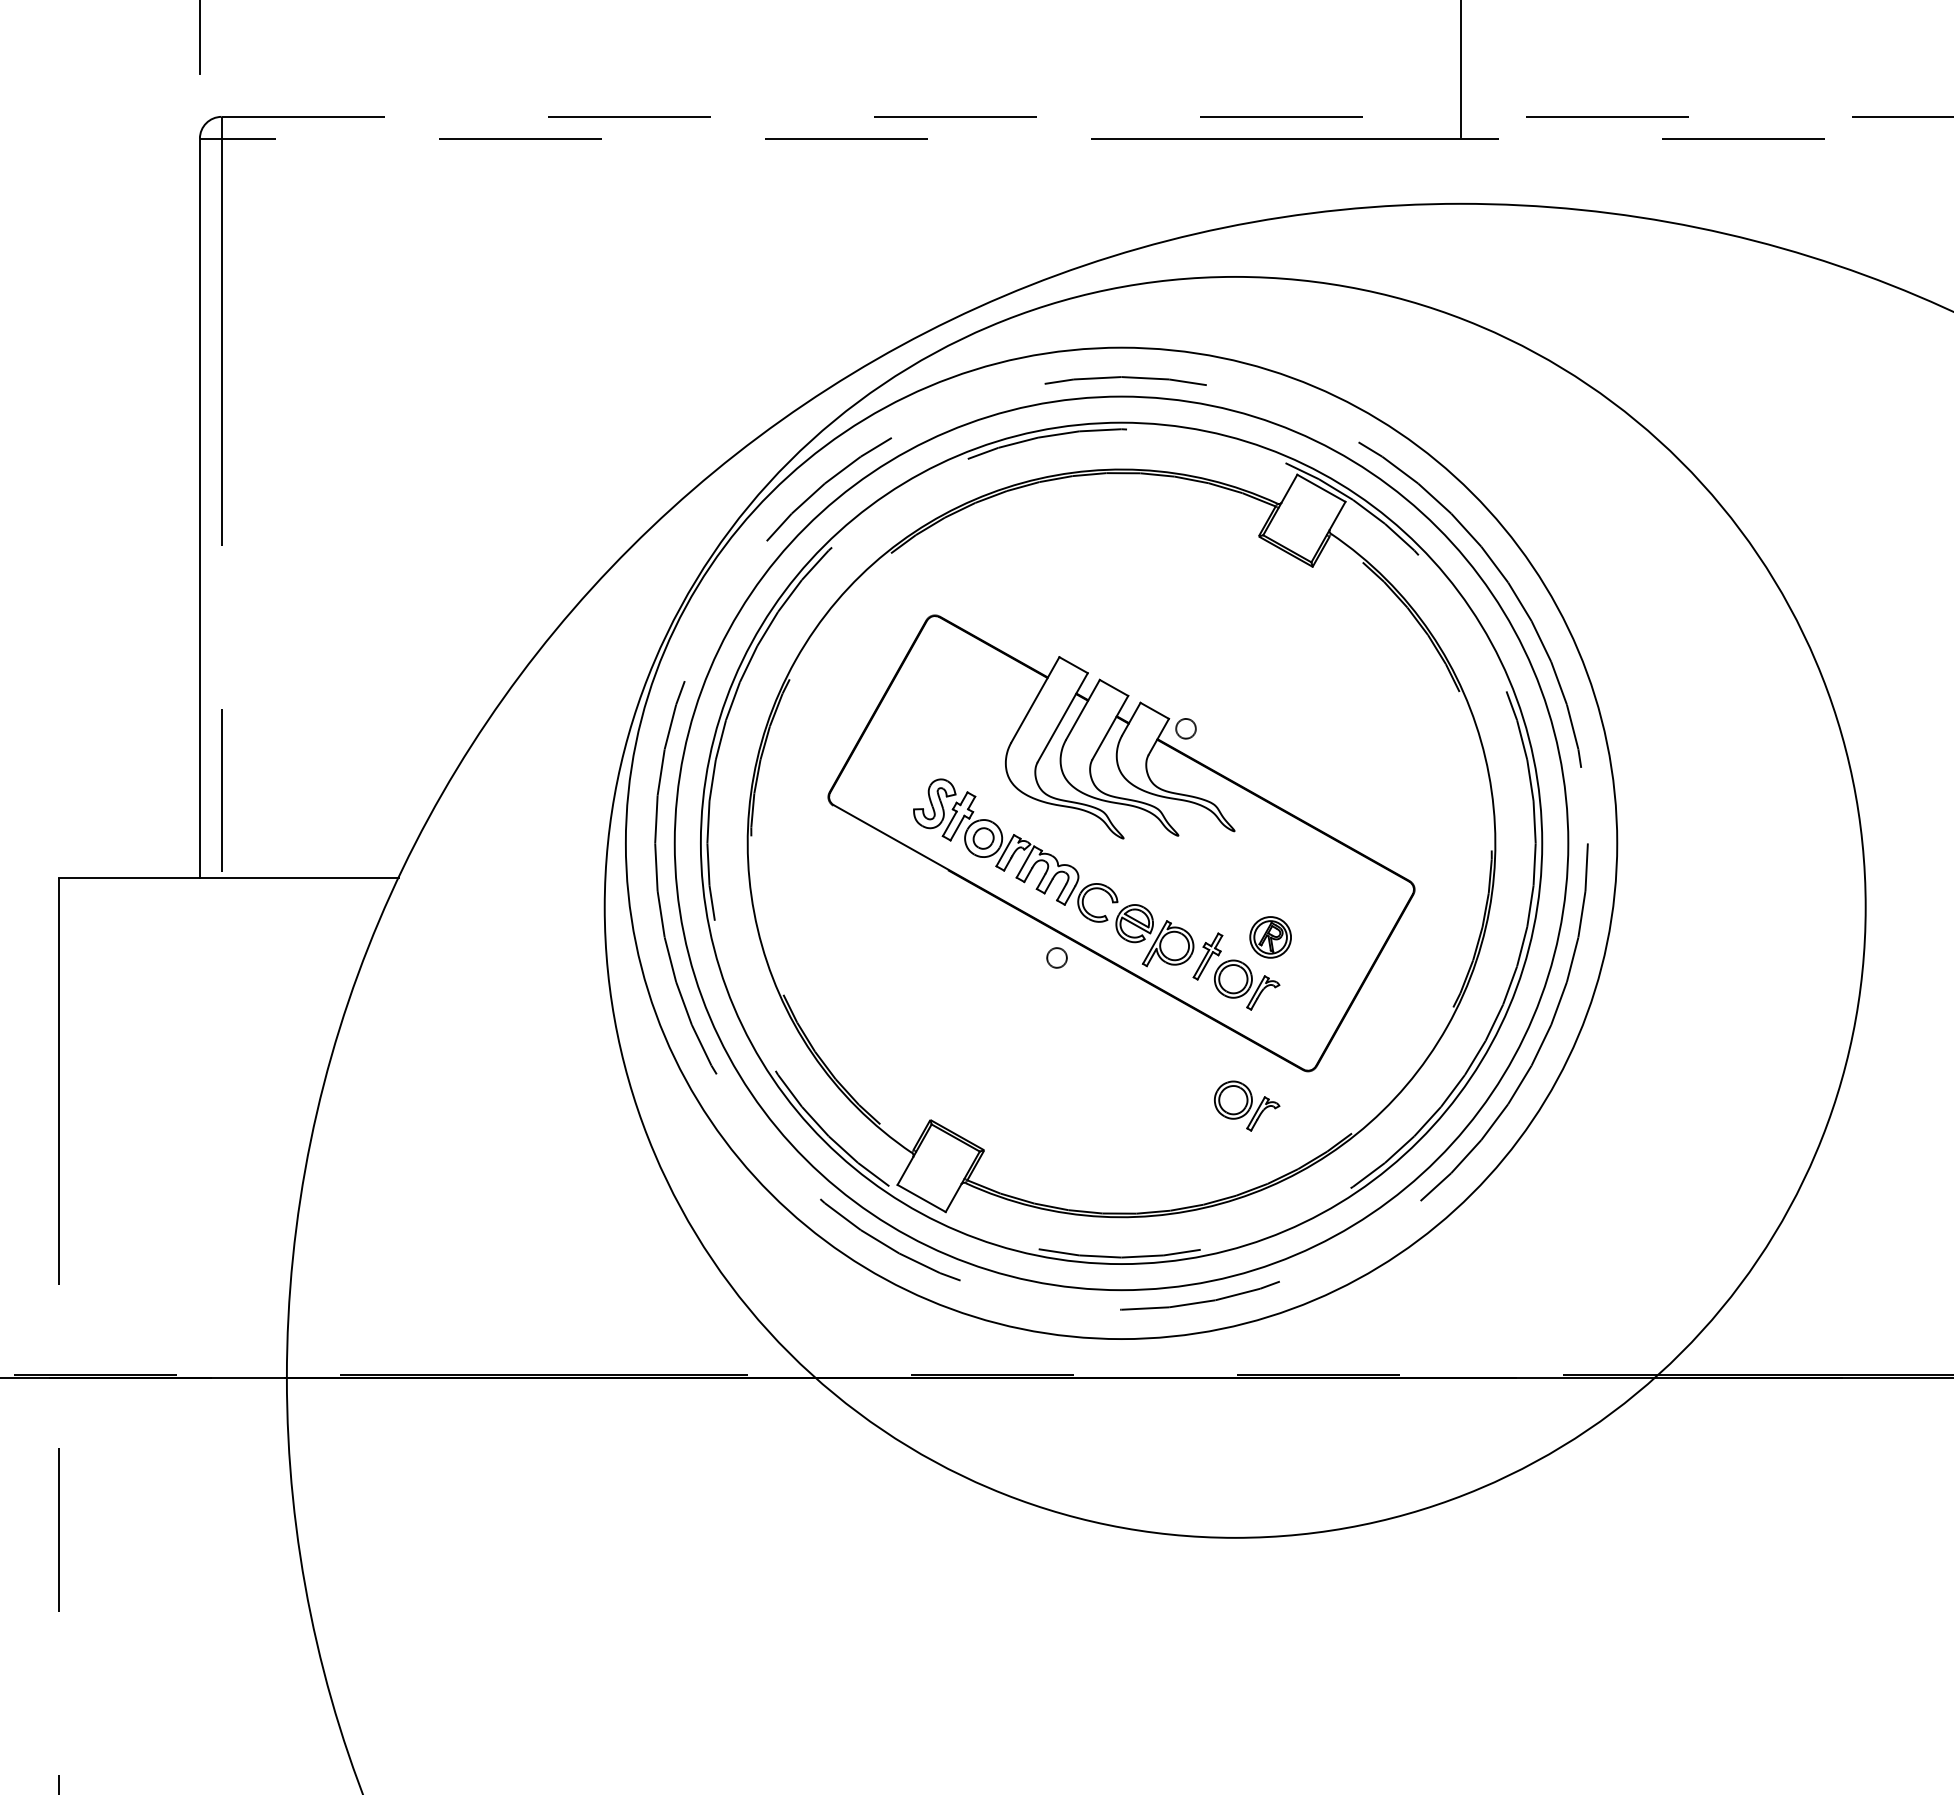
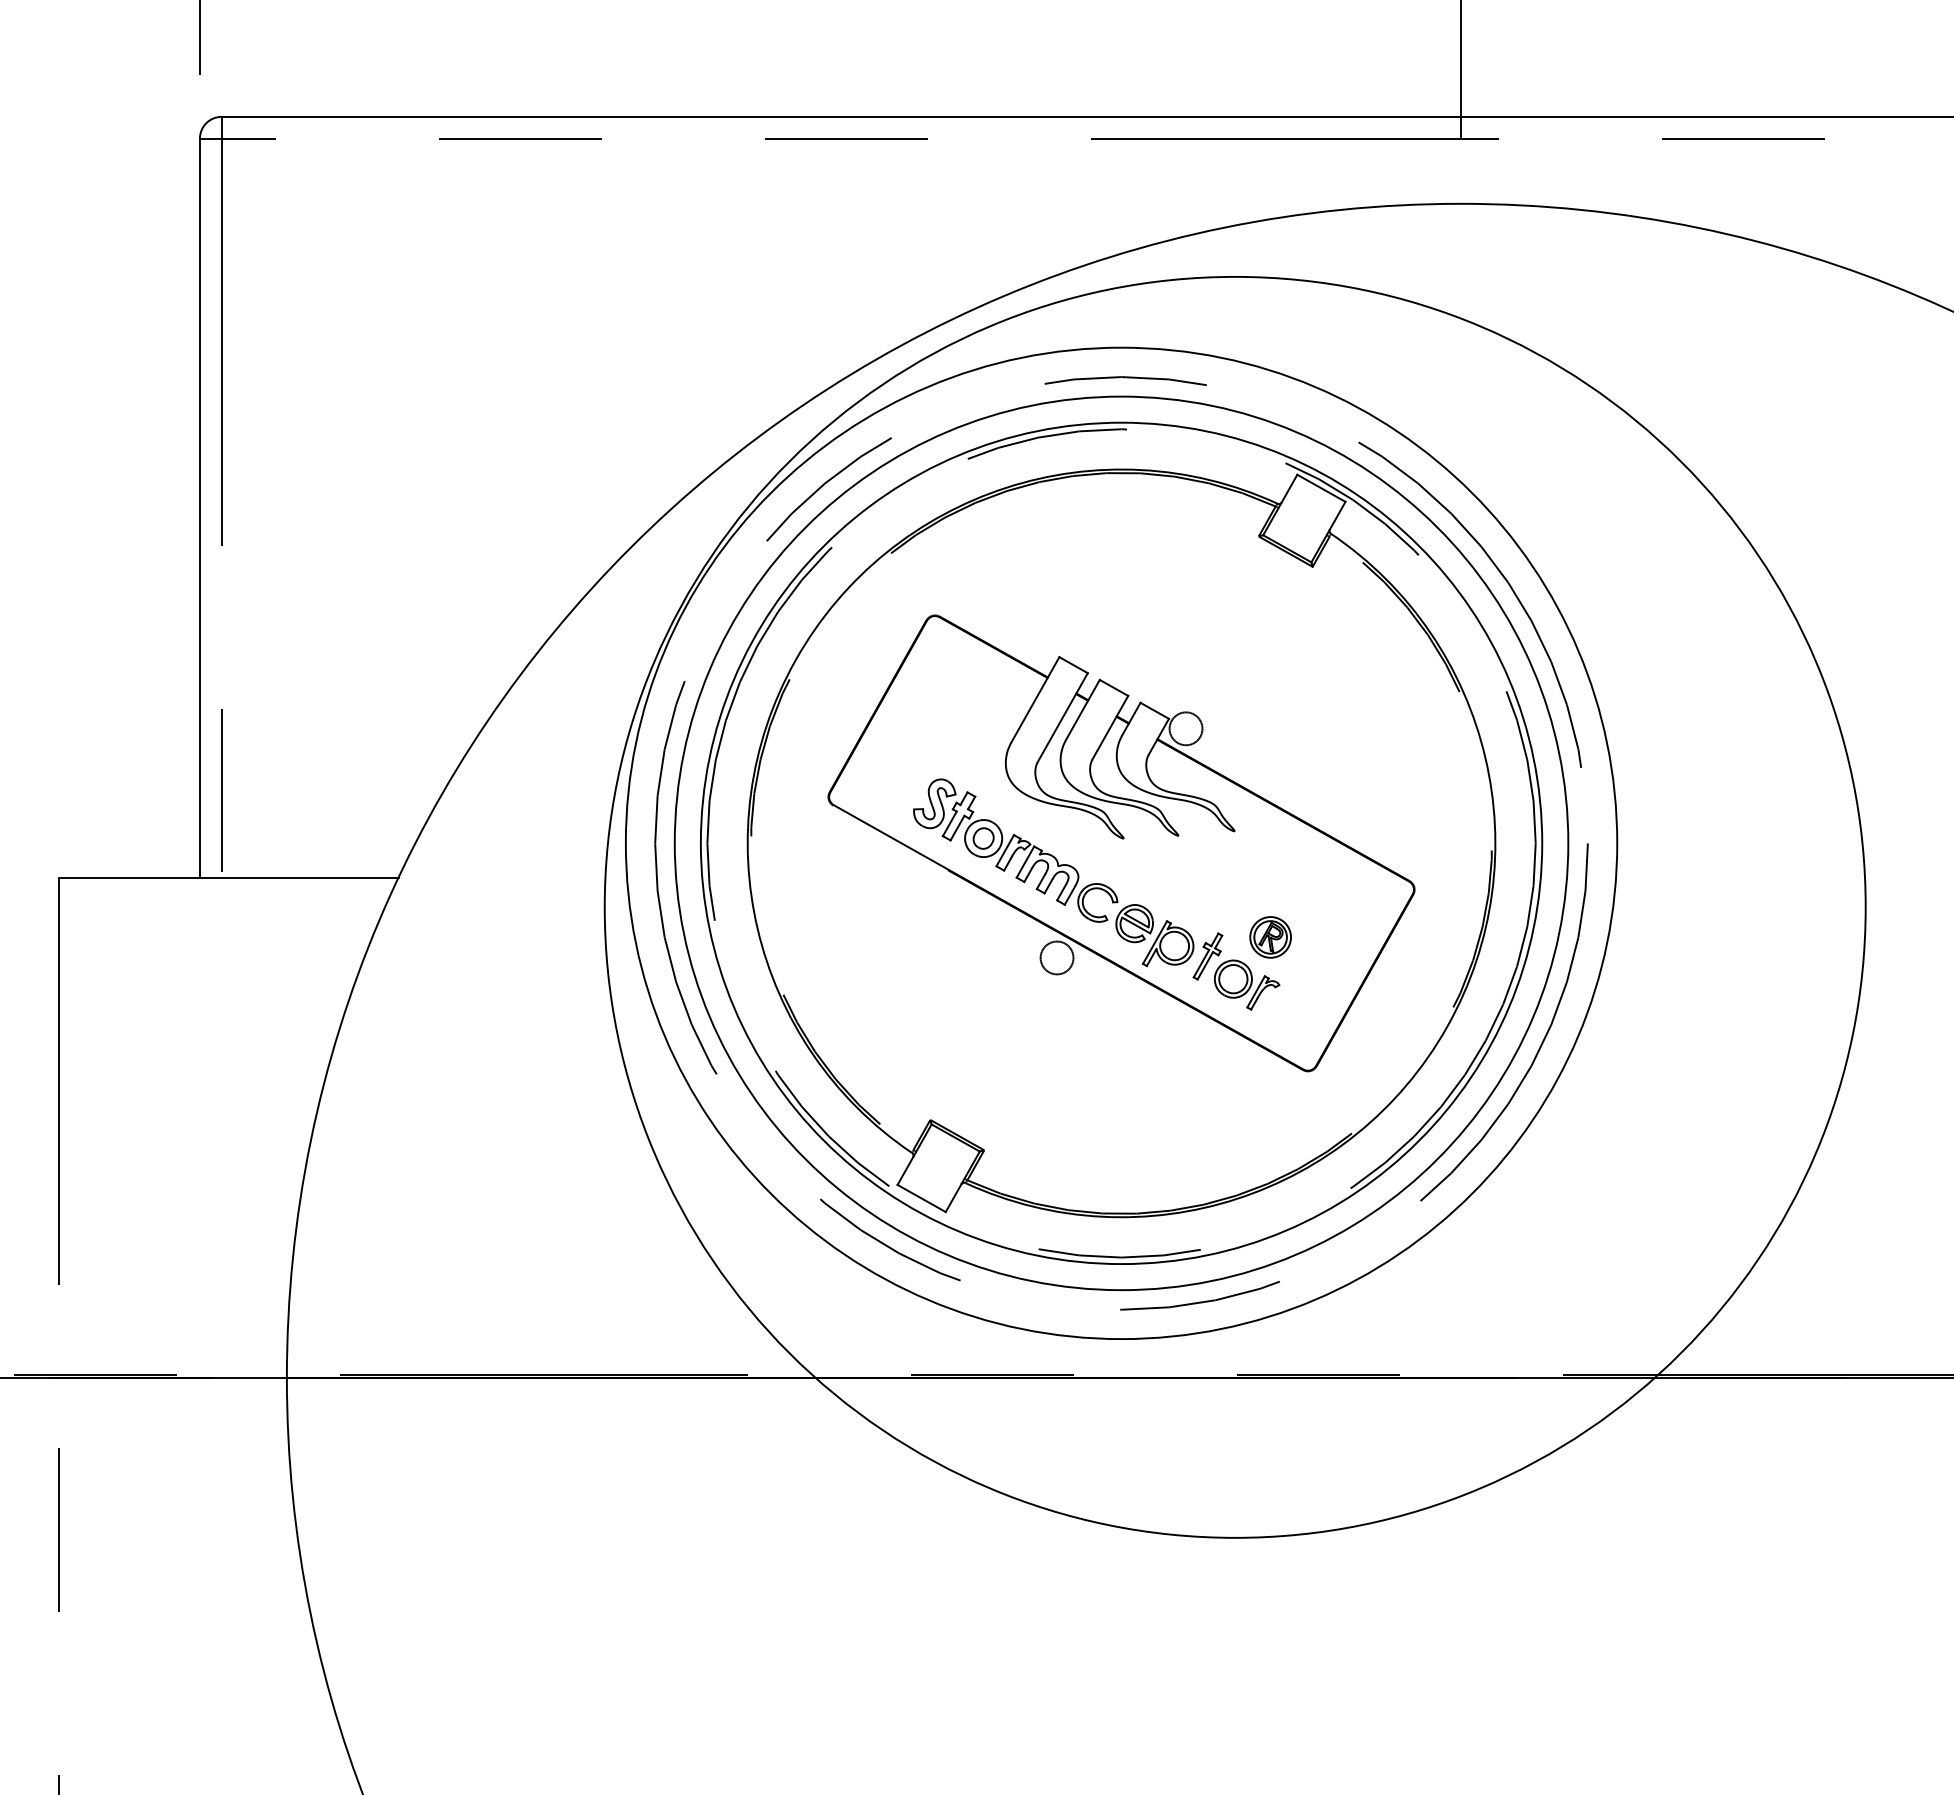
line: dashed -> solid (1087, 116)
circle diameter: 20 px -> 33 px (1185, 728)
circle diameter: 20 px -> 33 px (1056, 957)
part: present -> none (1247, 1105)
